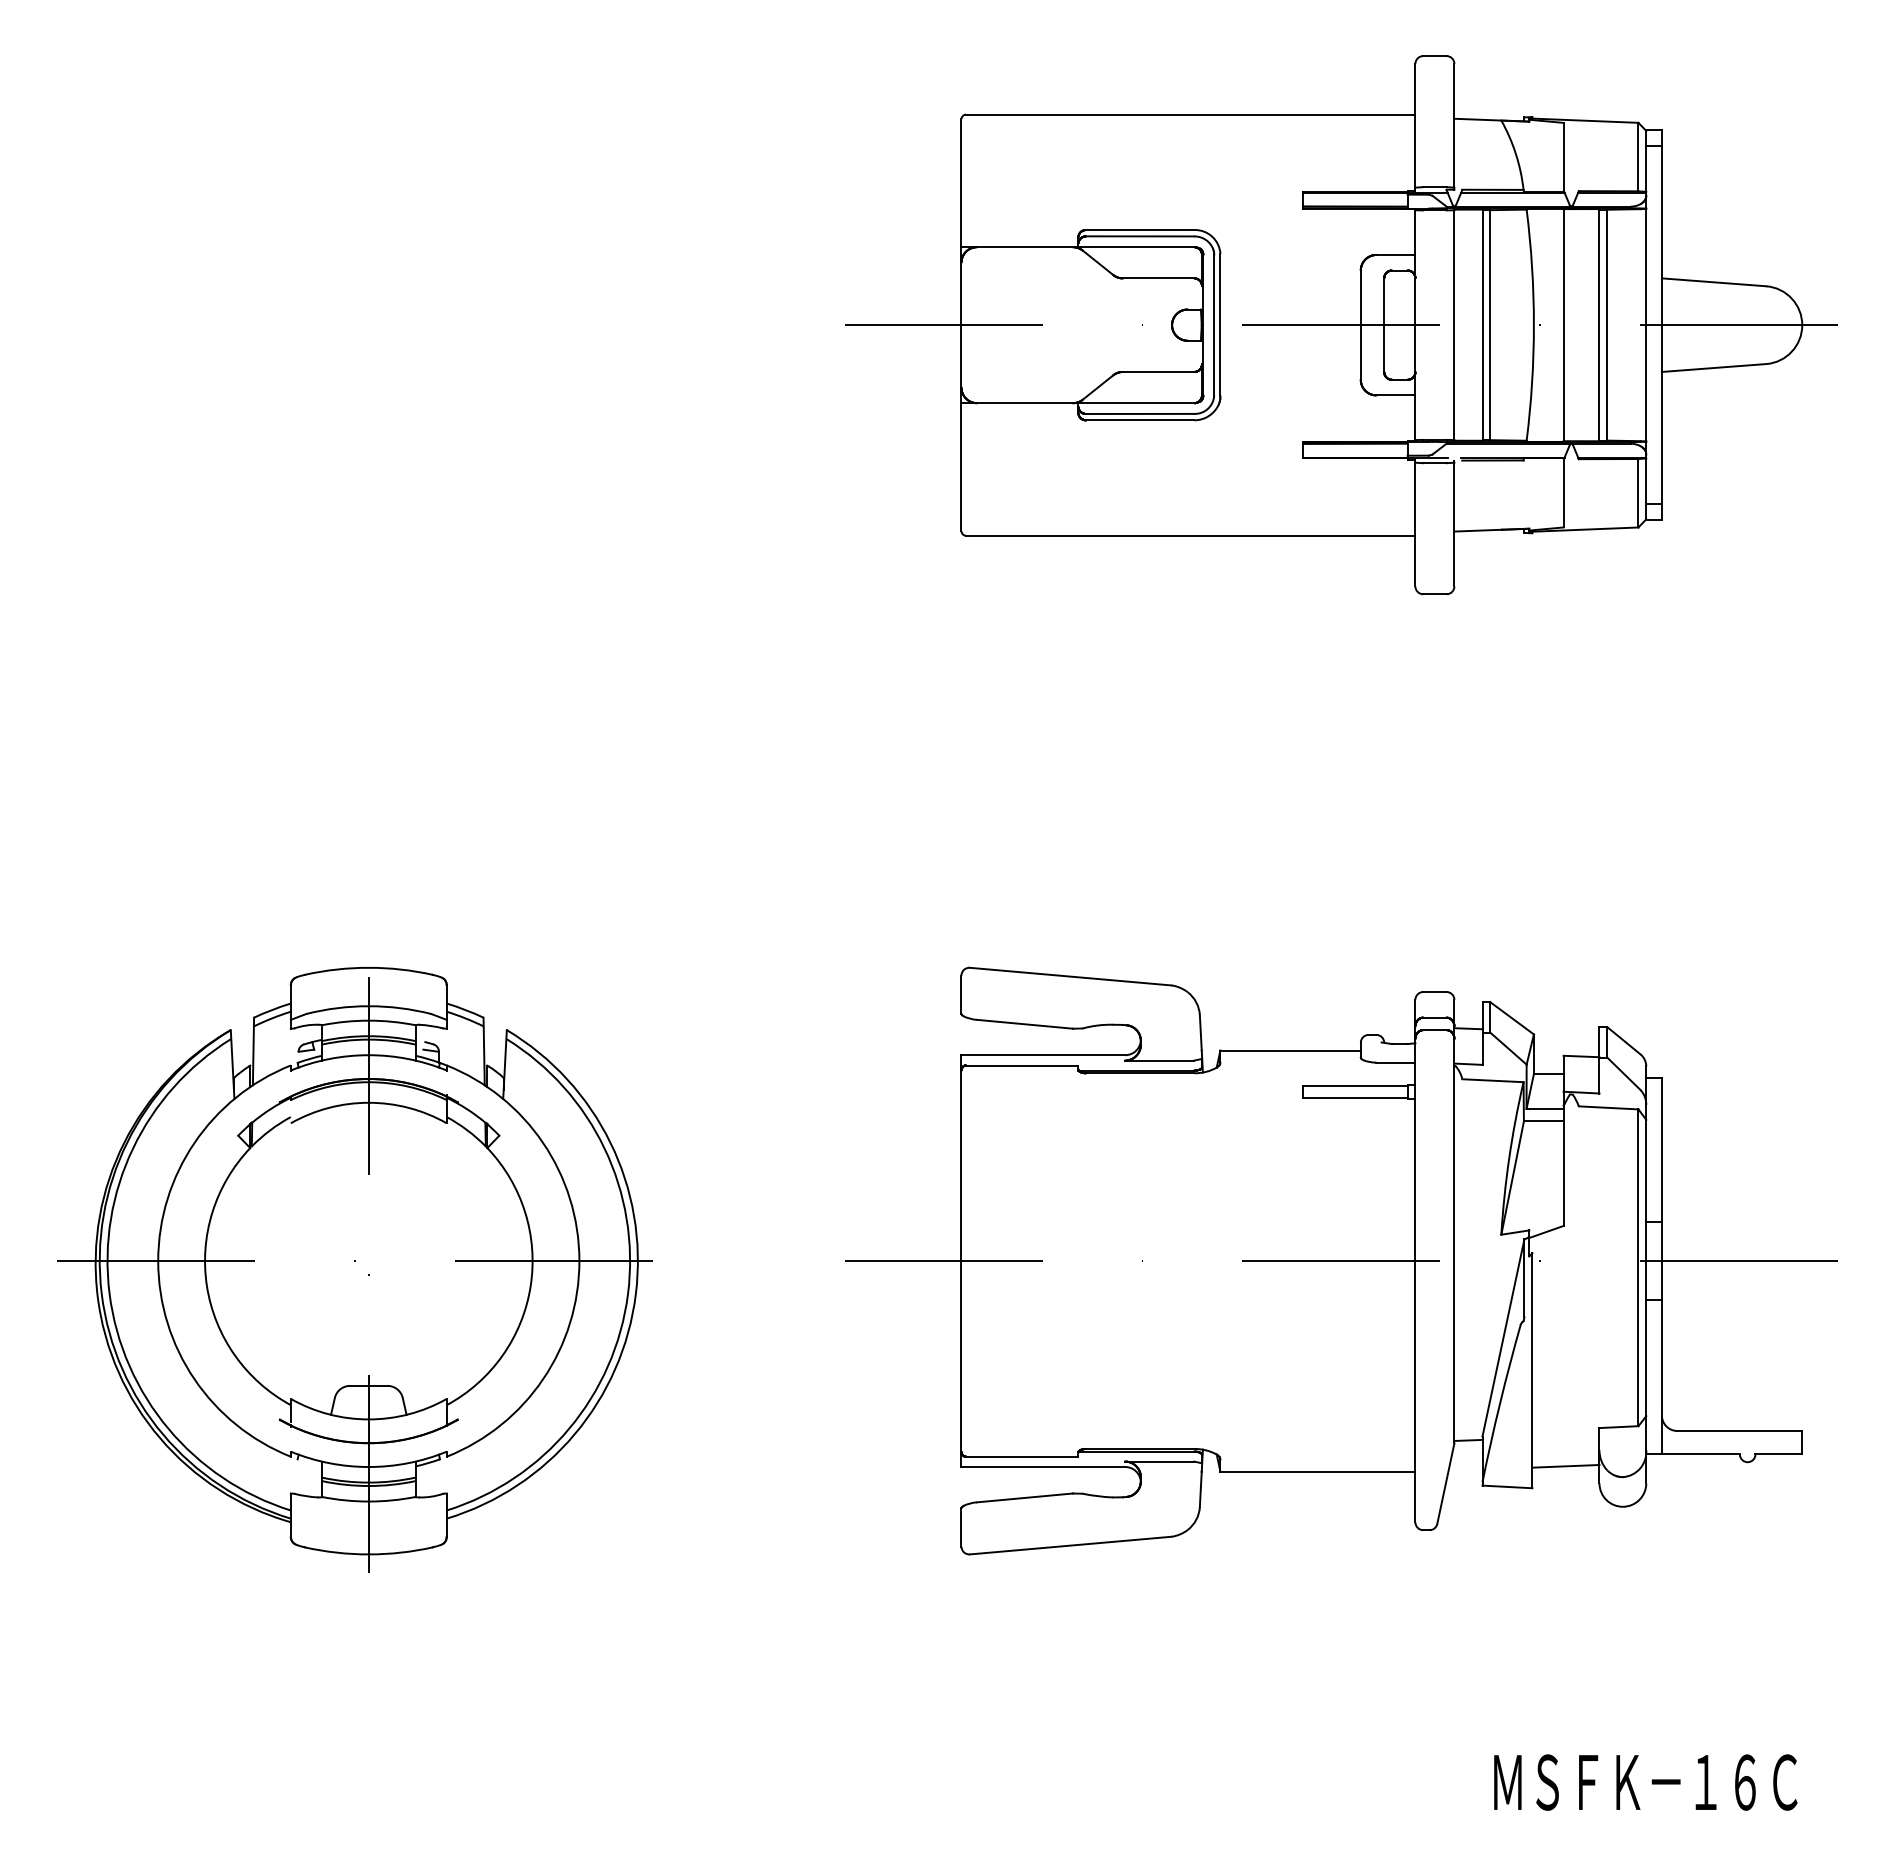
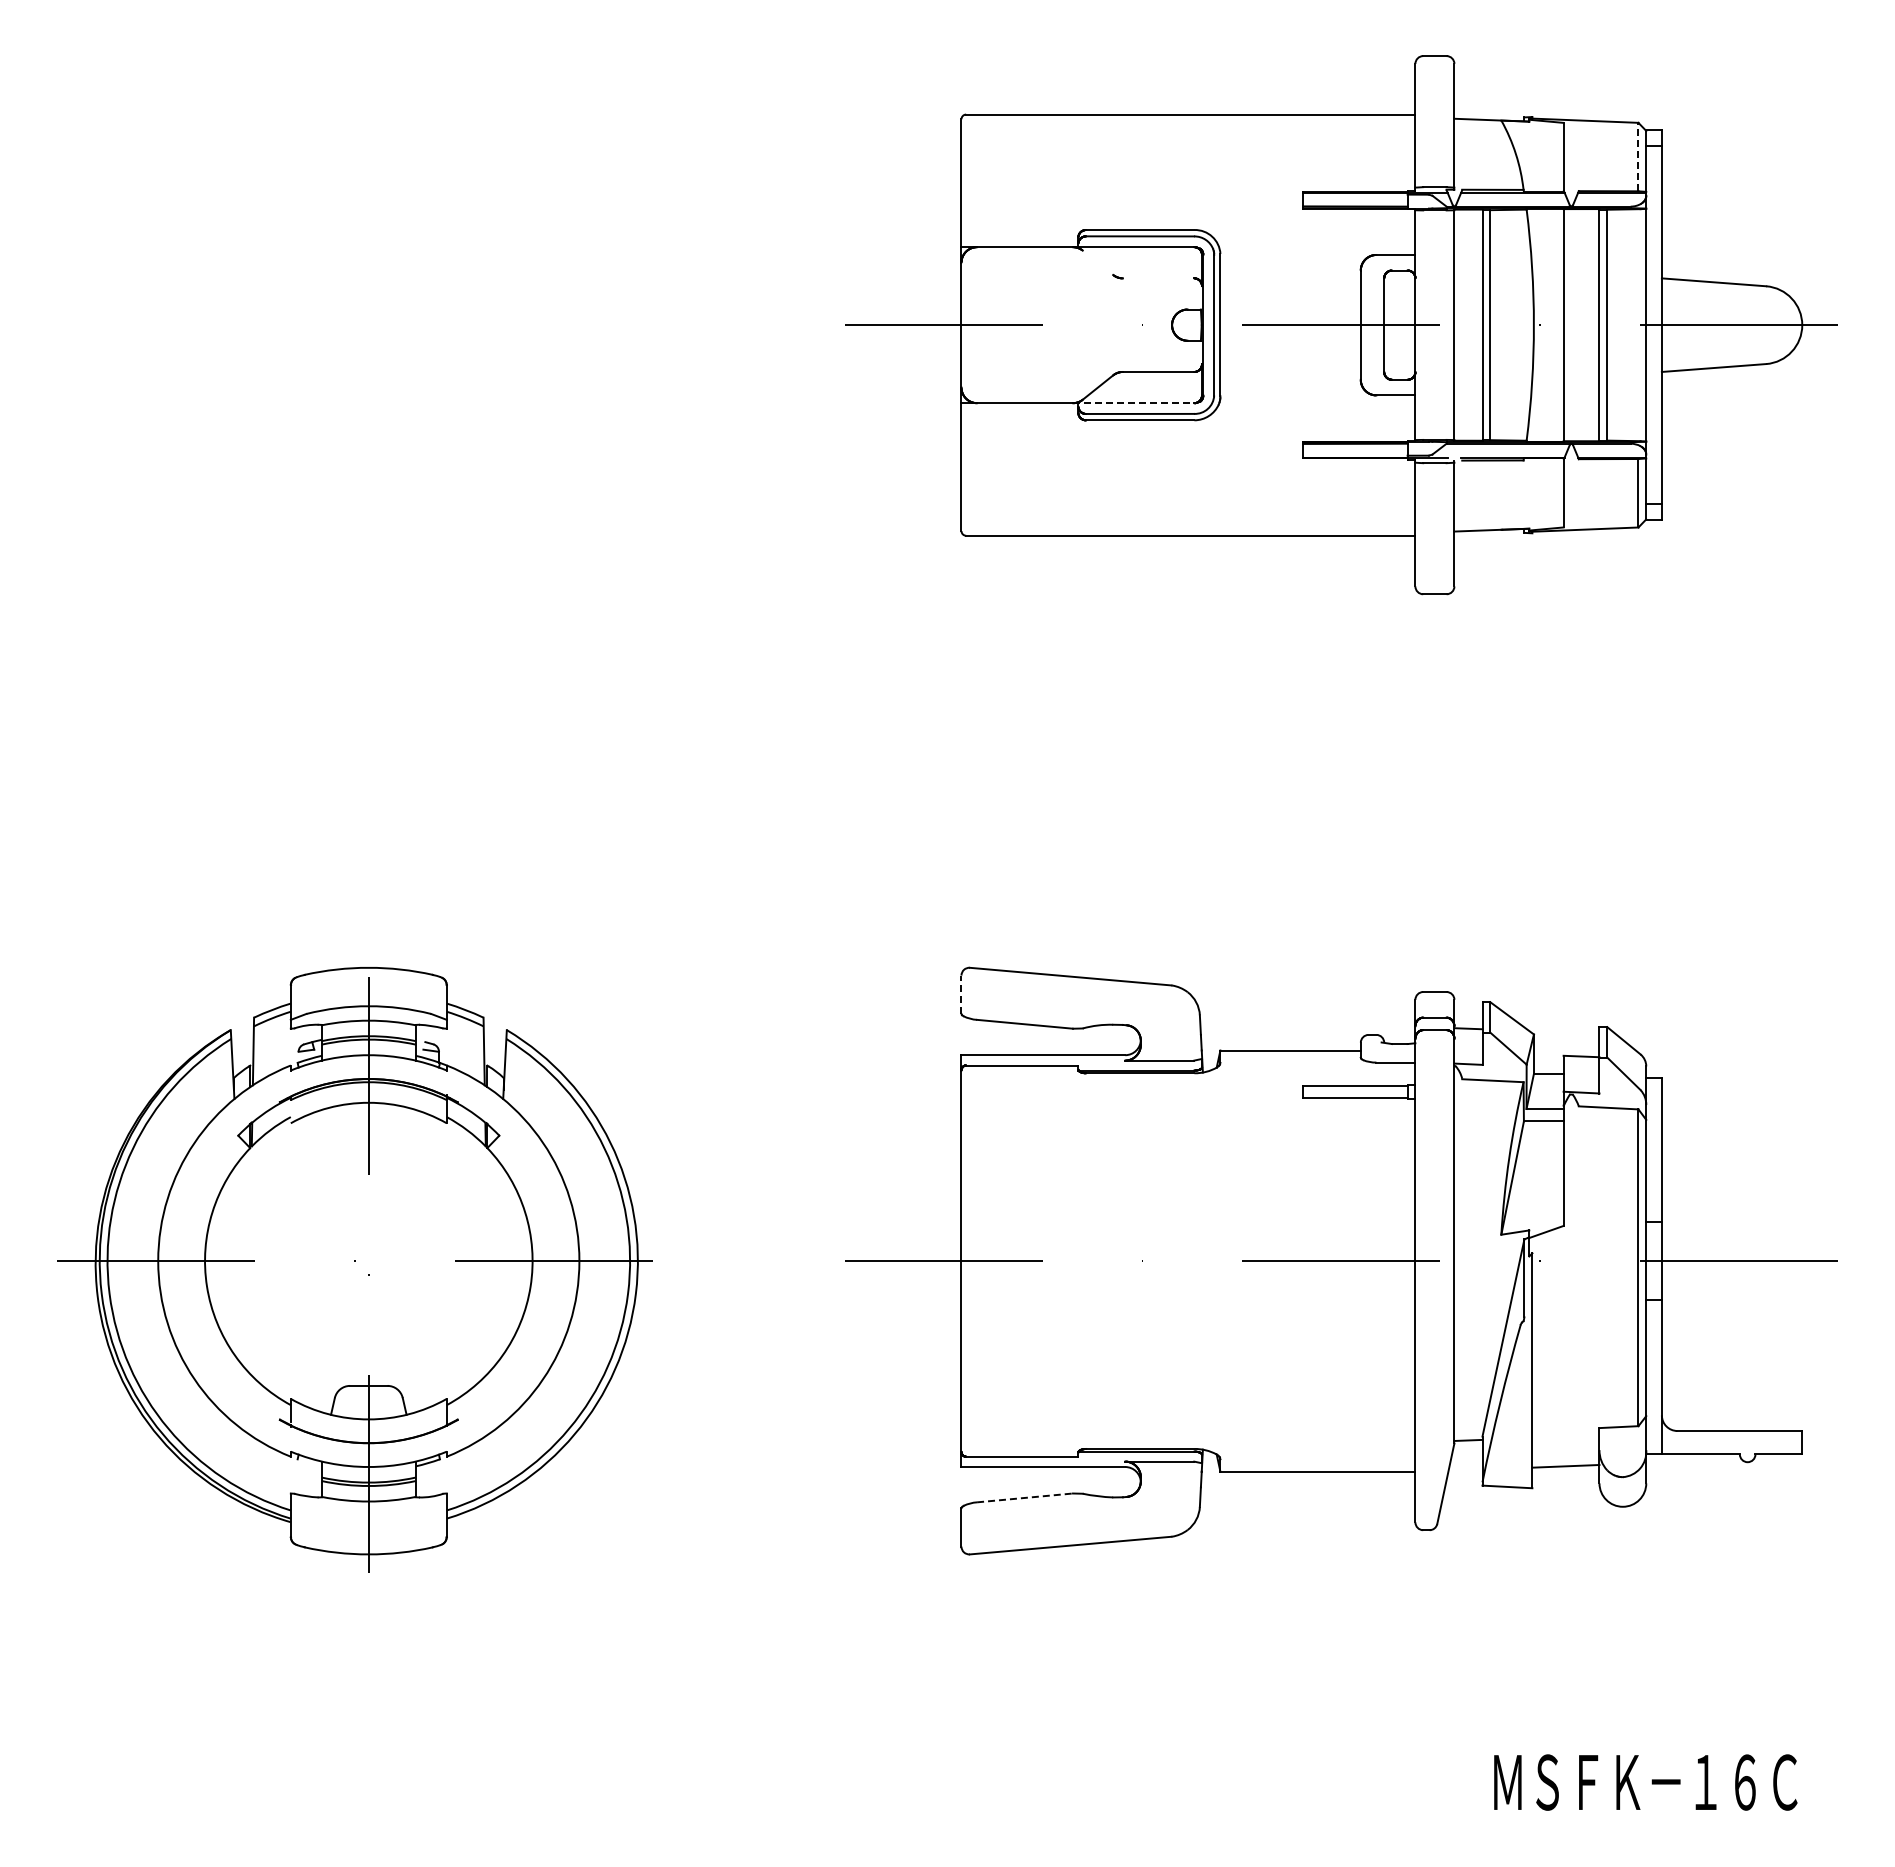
line: solid -> dashed (1638, 156)
line: present -> none (1097, 262)
line: present -> none (1158, 278)
line: solid -> dashed (1134, 403)
line: solid -> dashed (961, 994)
line: solid -> dashed (1025, 1497)
